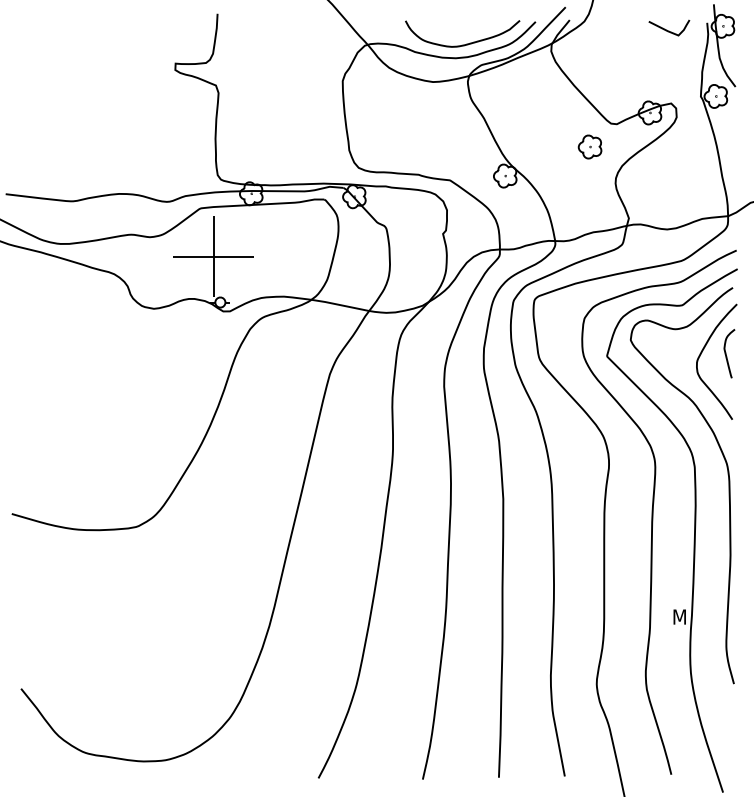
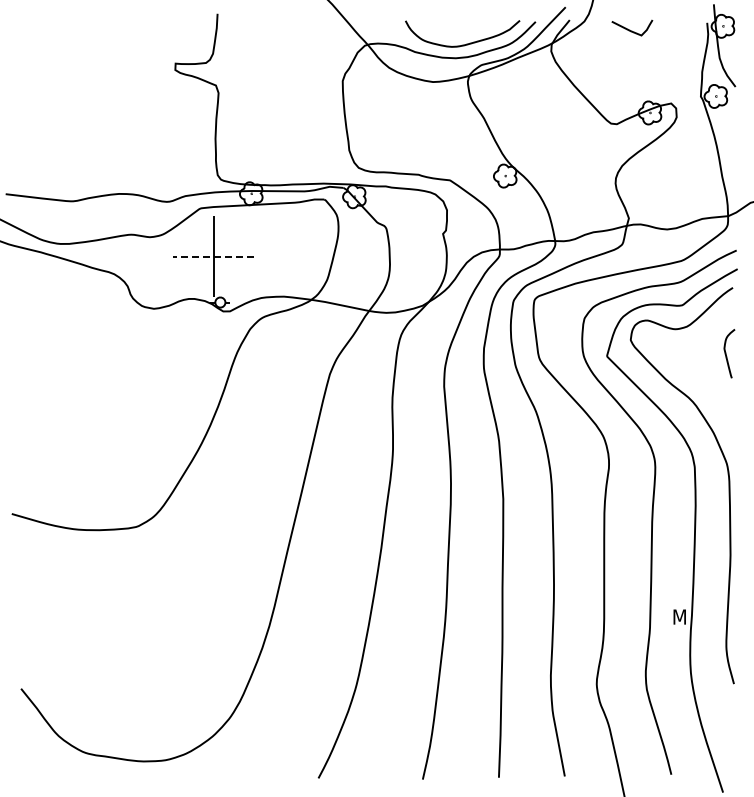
curve position: (669, 30) -> (632, 30) (632, 30)
part: present -> none (589, 146)
line: solid -> dashed (213, 256)
curve: present -> none (701, 354)
